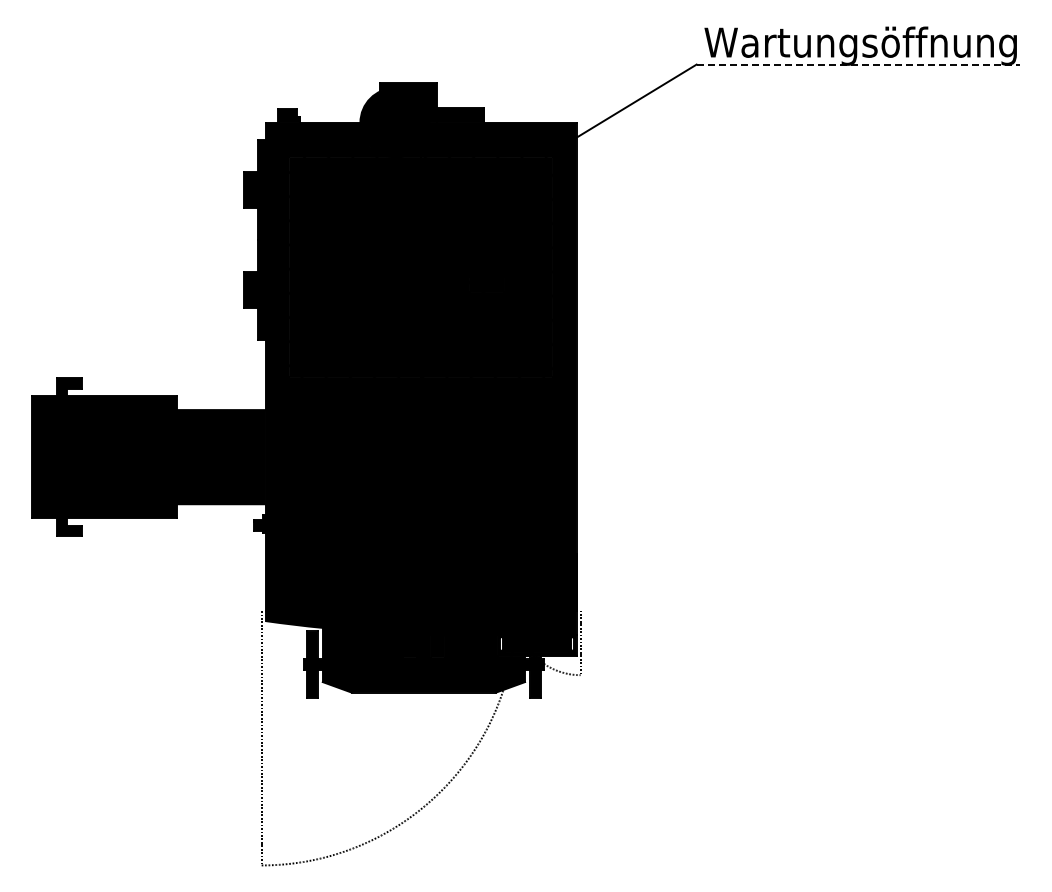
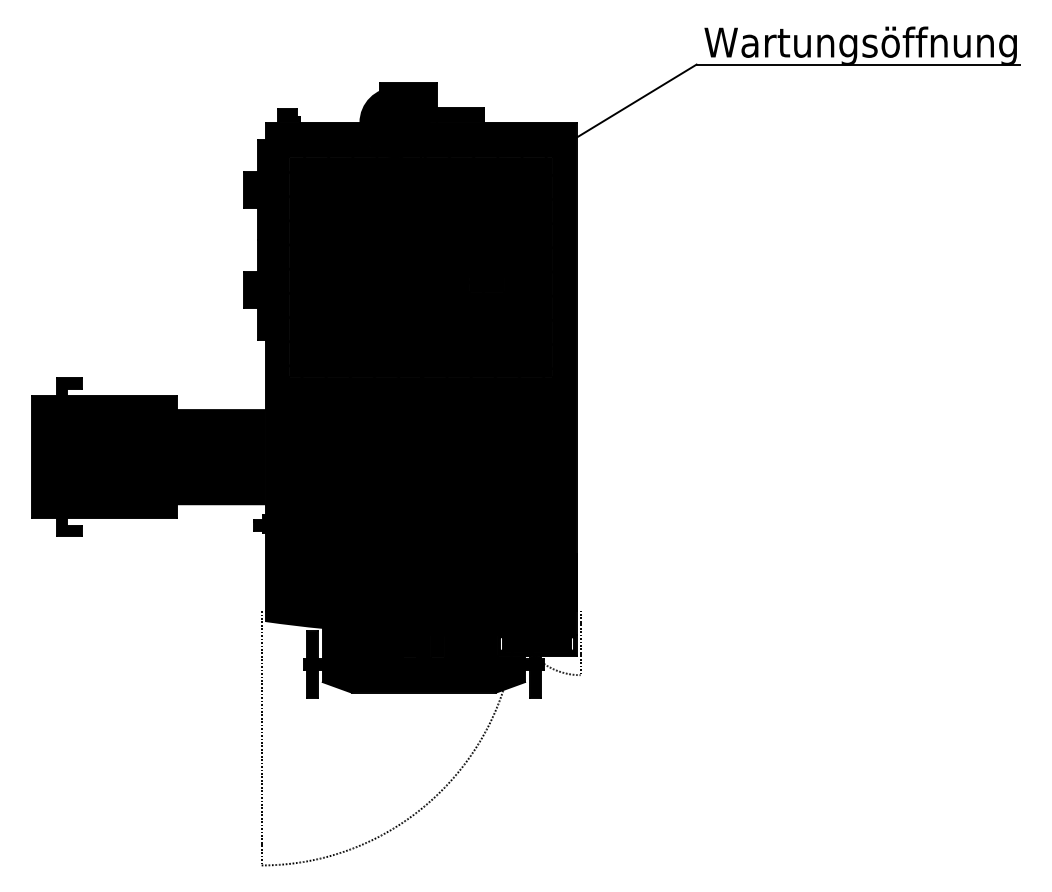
line: dashed -> solid (858, 64)
